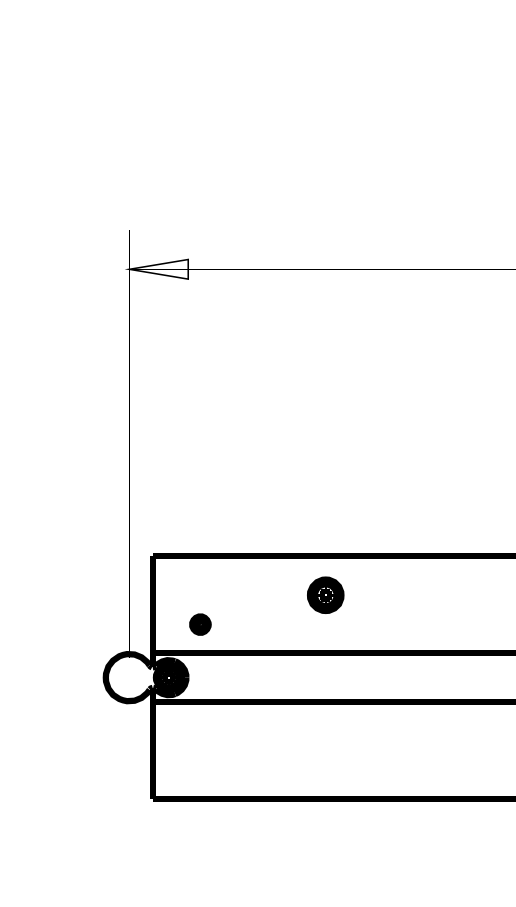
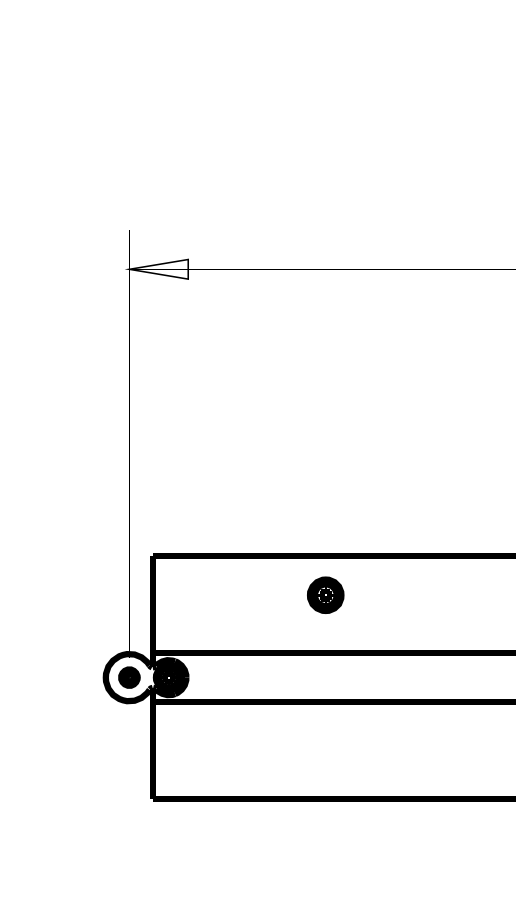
part position: (200, 624) -> (129, 677) (129, 677)
